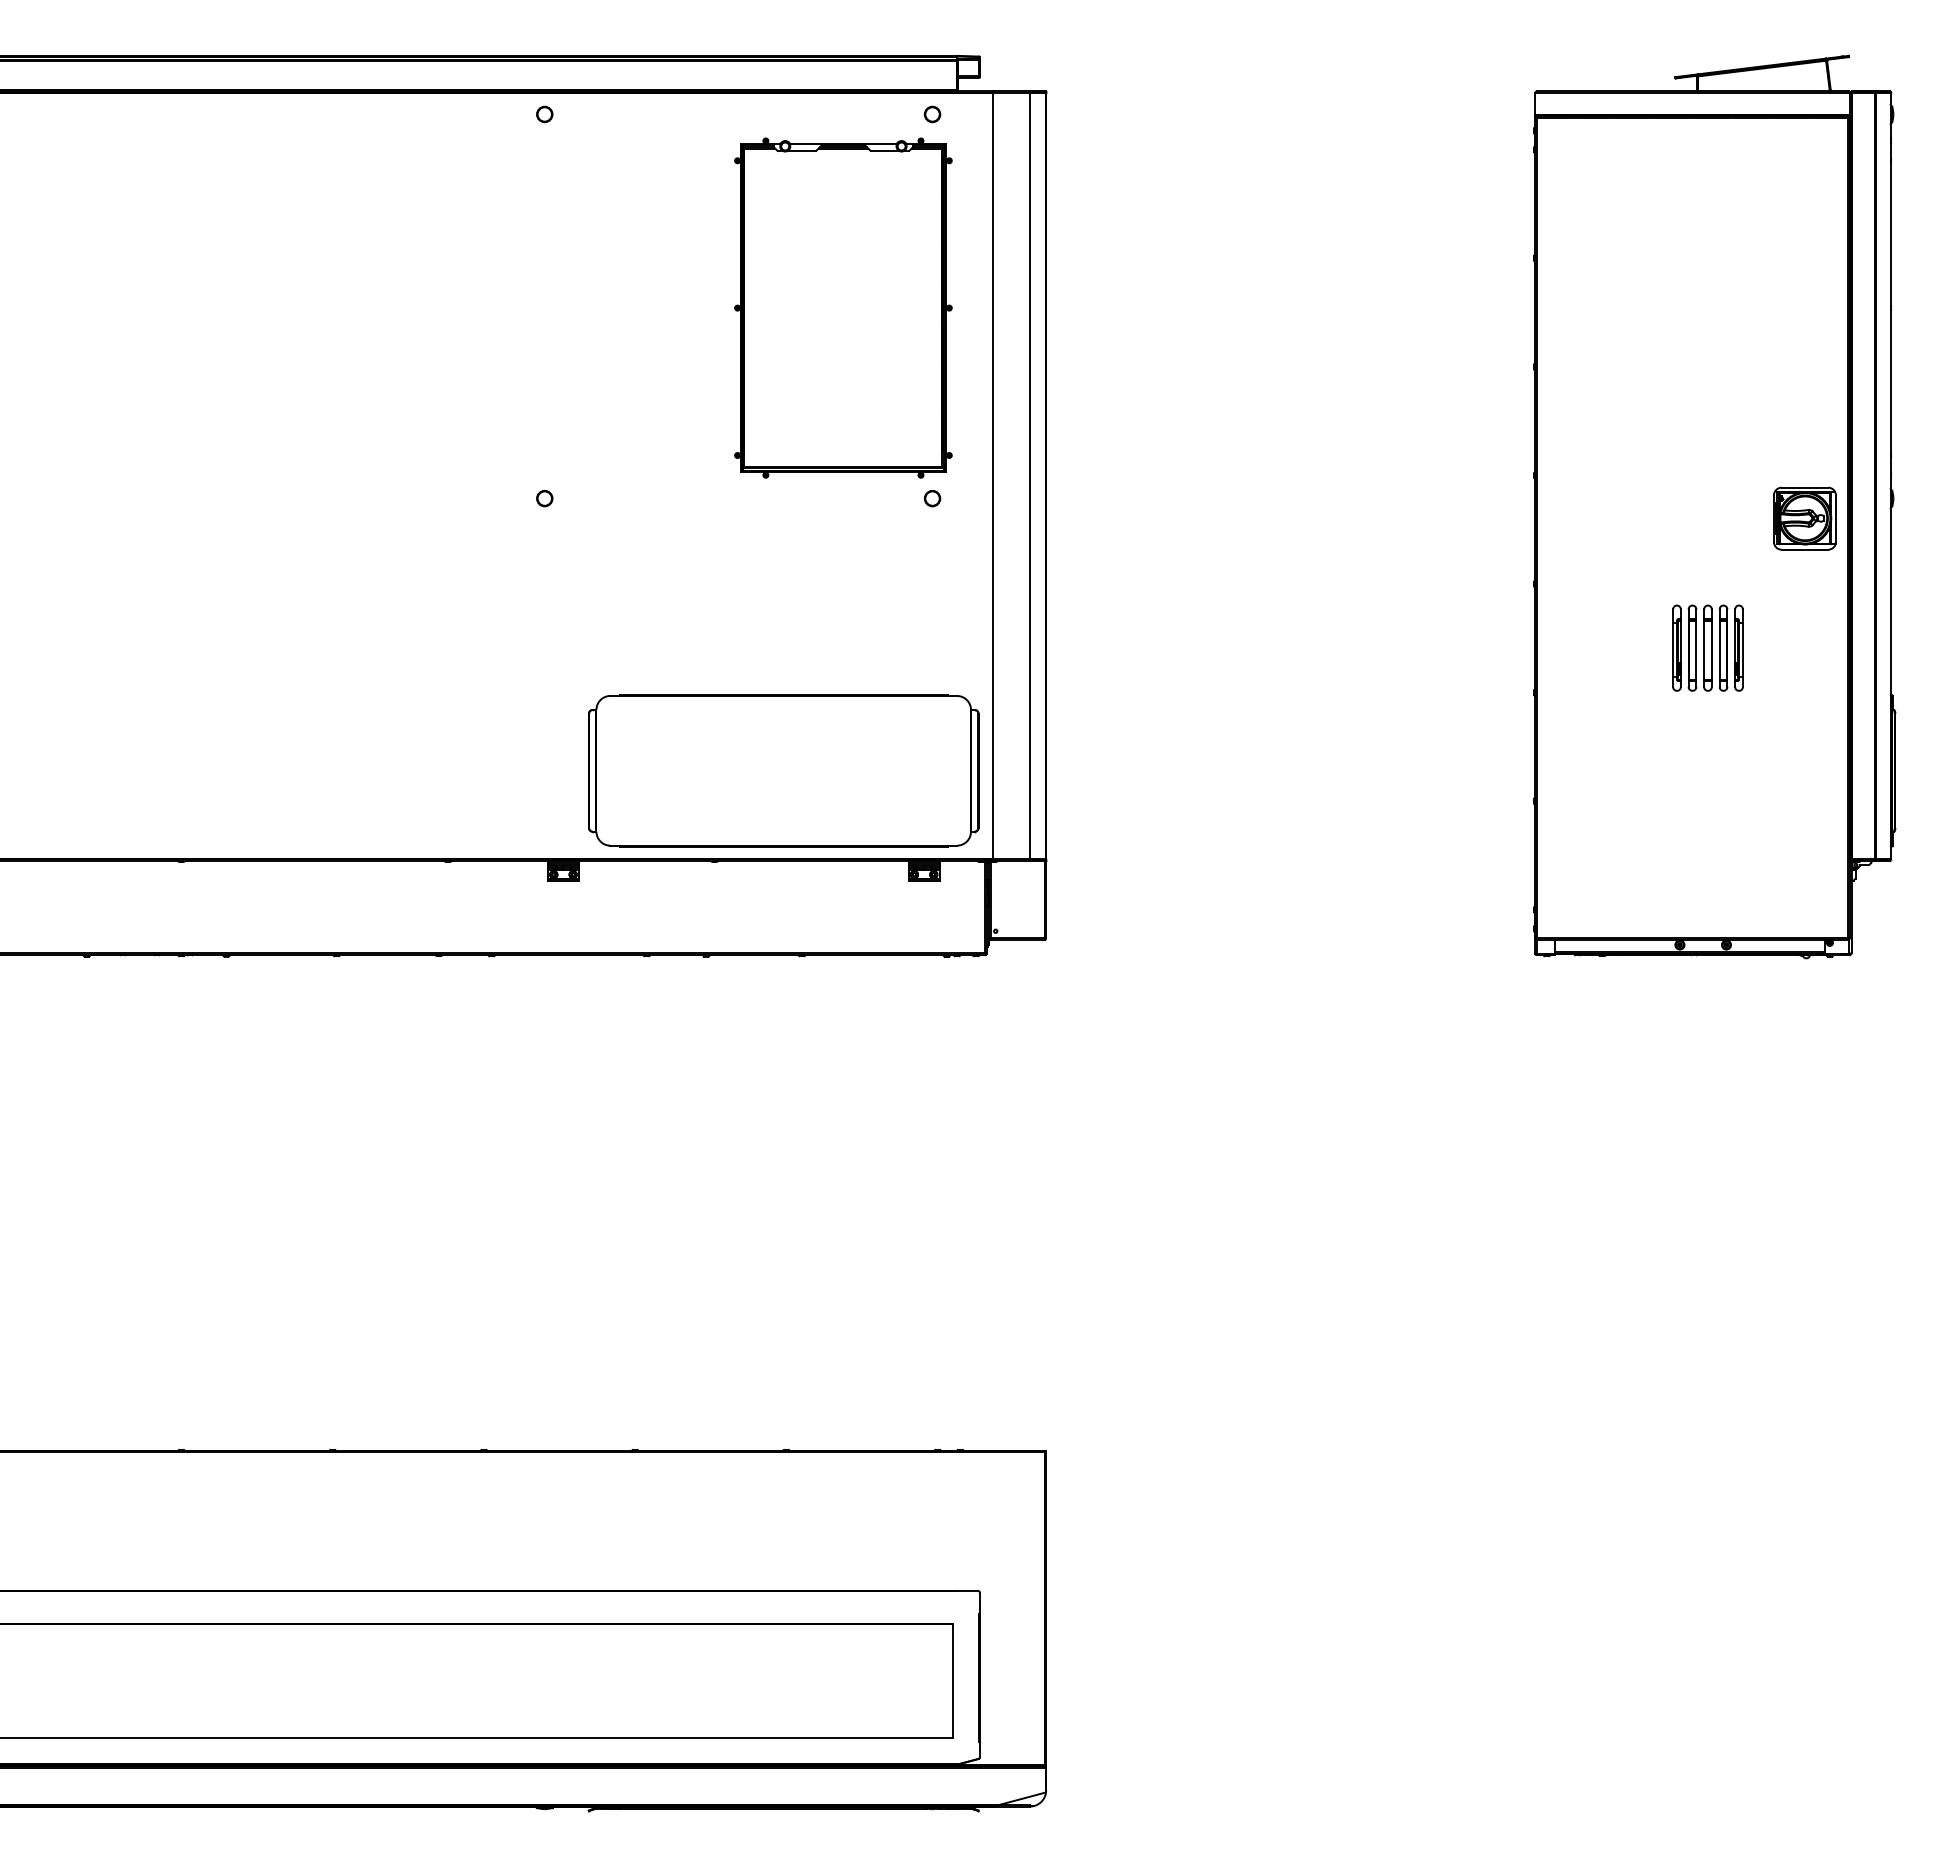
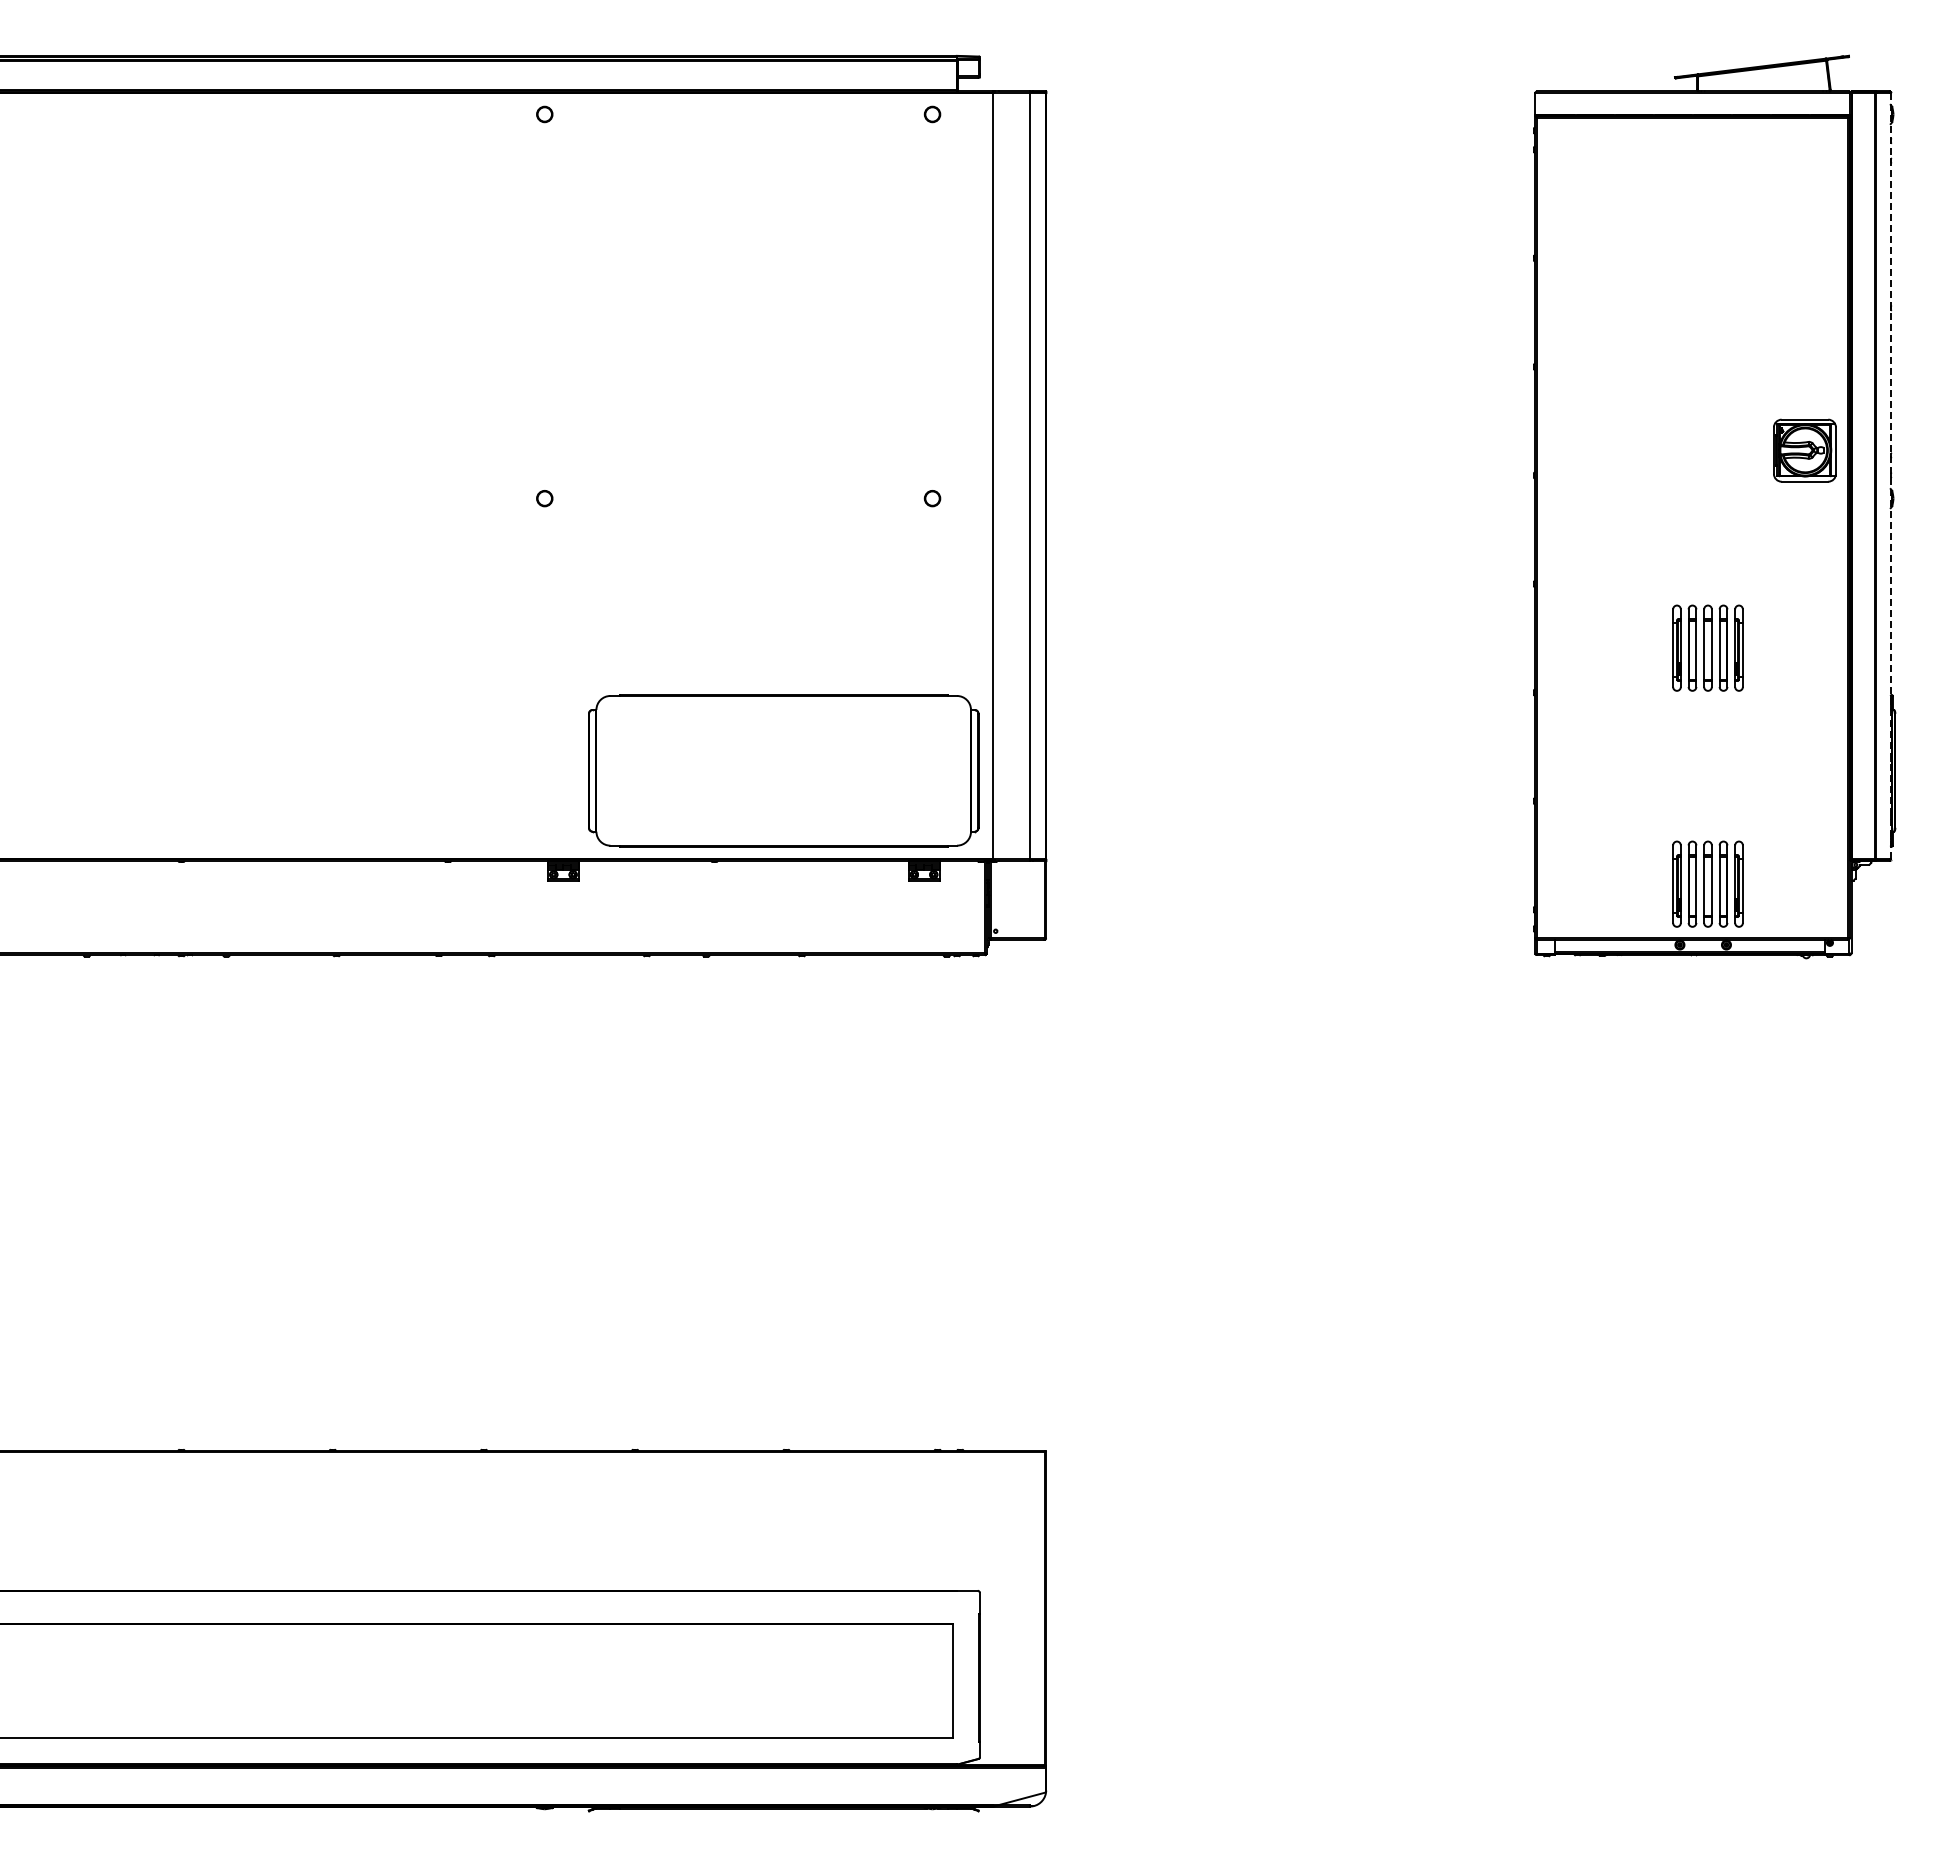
part: present -> none (843, 307)
line: solid -> dashed (1890, 476)
part position: (1804, 518) -> (1804, 450) (1804, 450)
part: none -> present (1707, 883)
